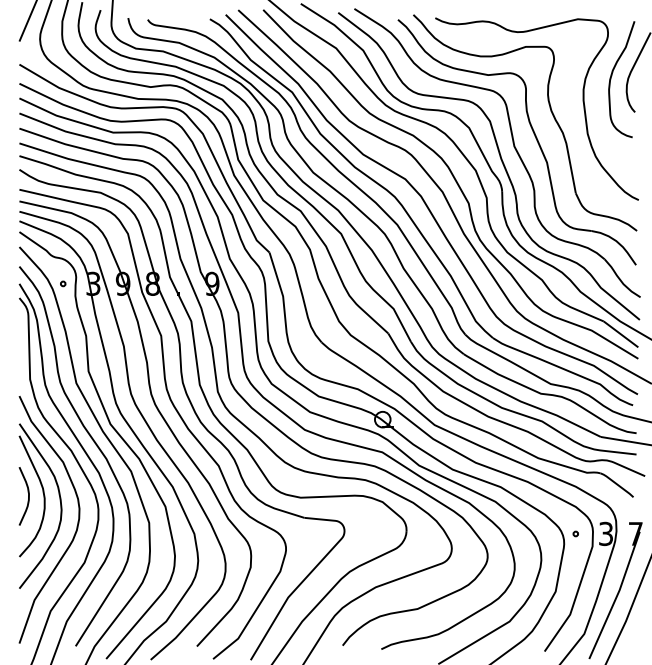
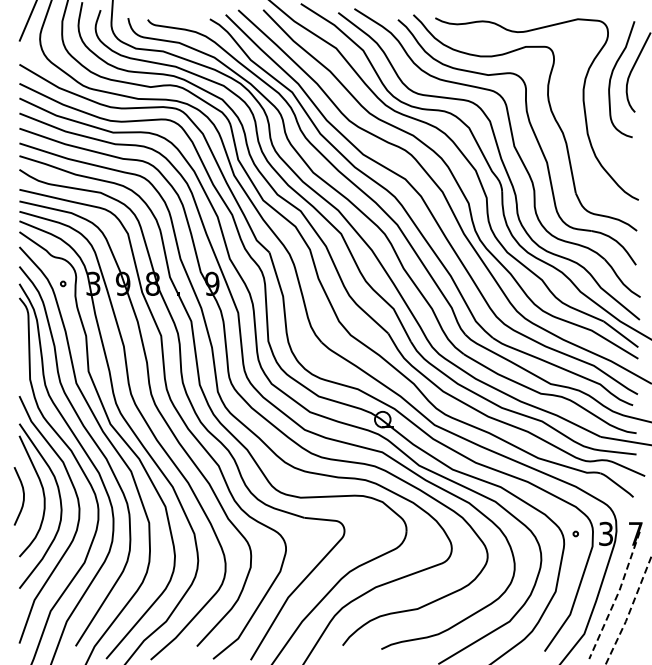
curve position: (28, 496) -> (23, 496) (23, 496)
line: solid -> dashed (616, 596)
line: solid -> dashed (629, 611)
